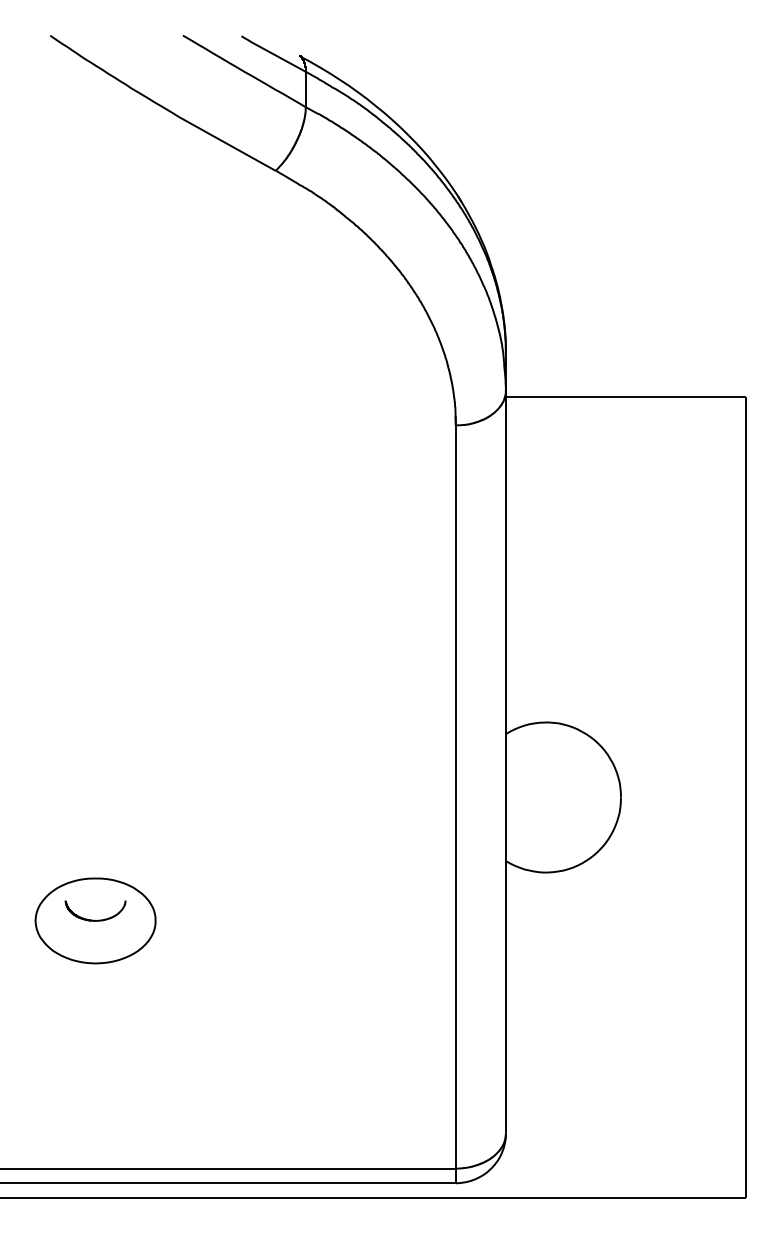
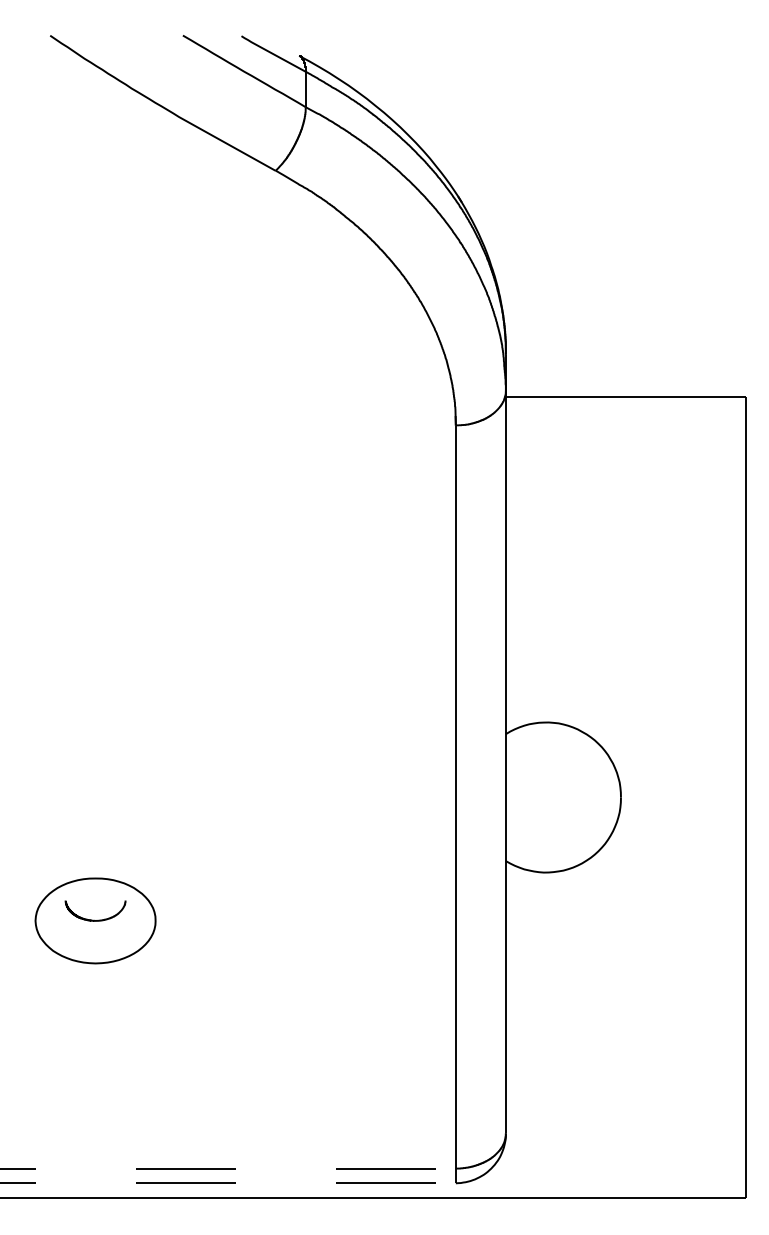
line: solid -> dashed (228, 1168)
line: solid -> dashed (228, 1183)
